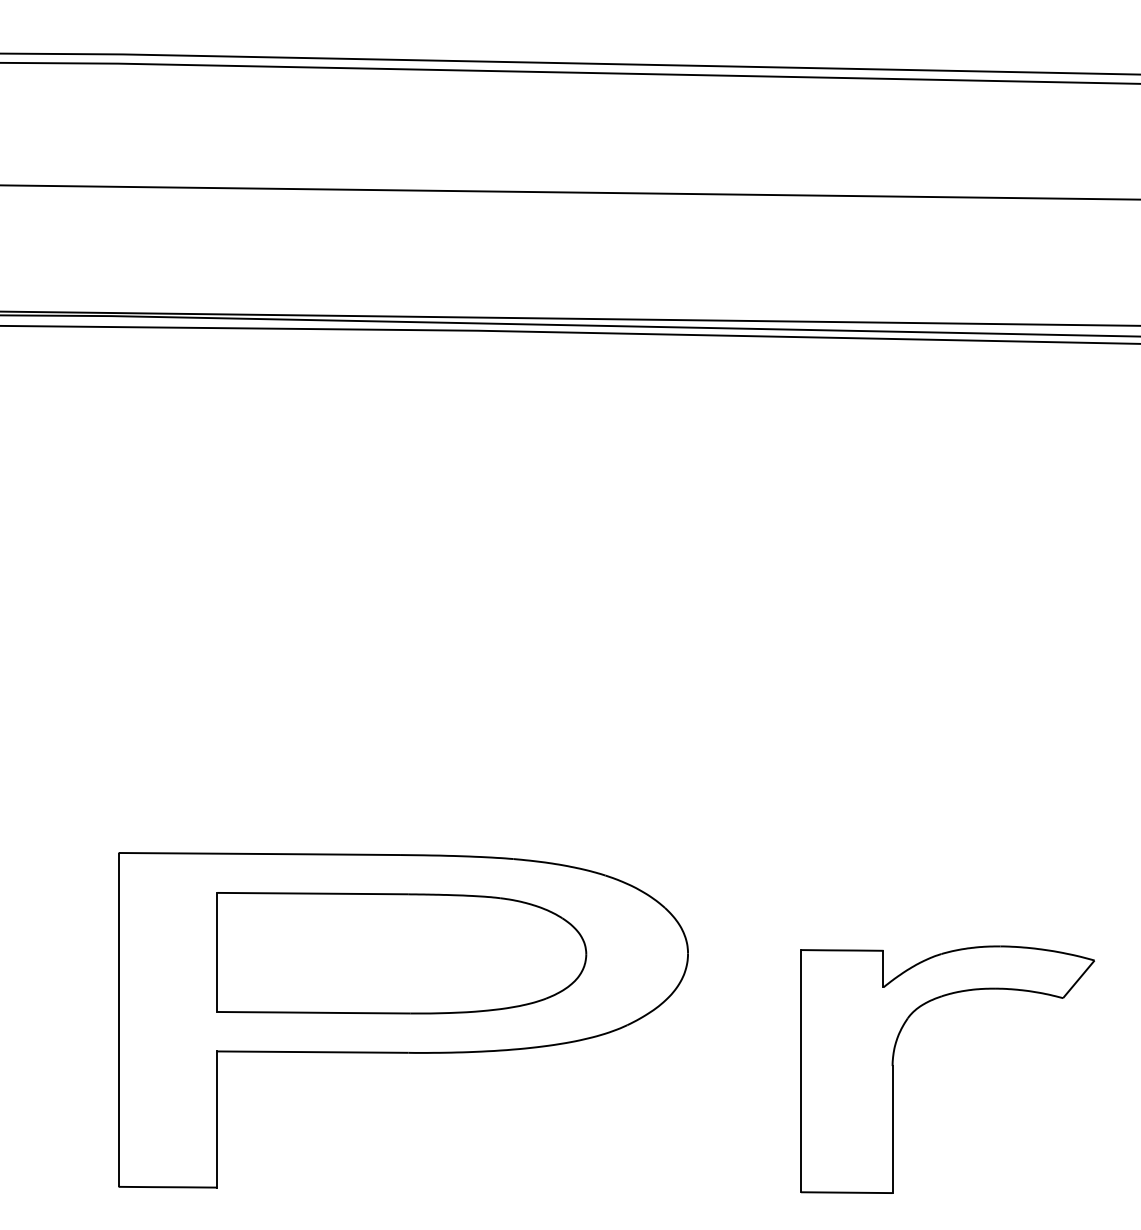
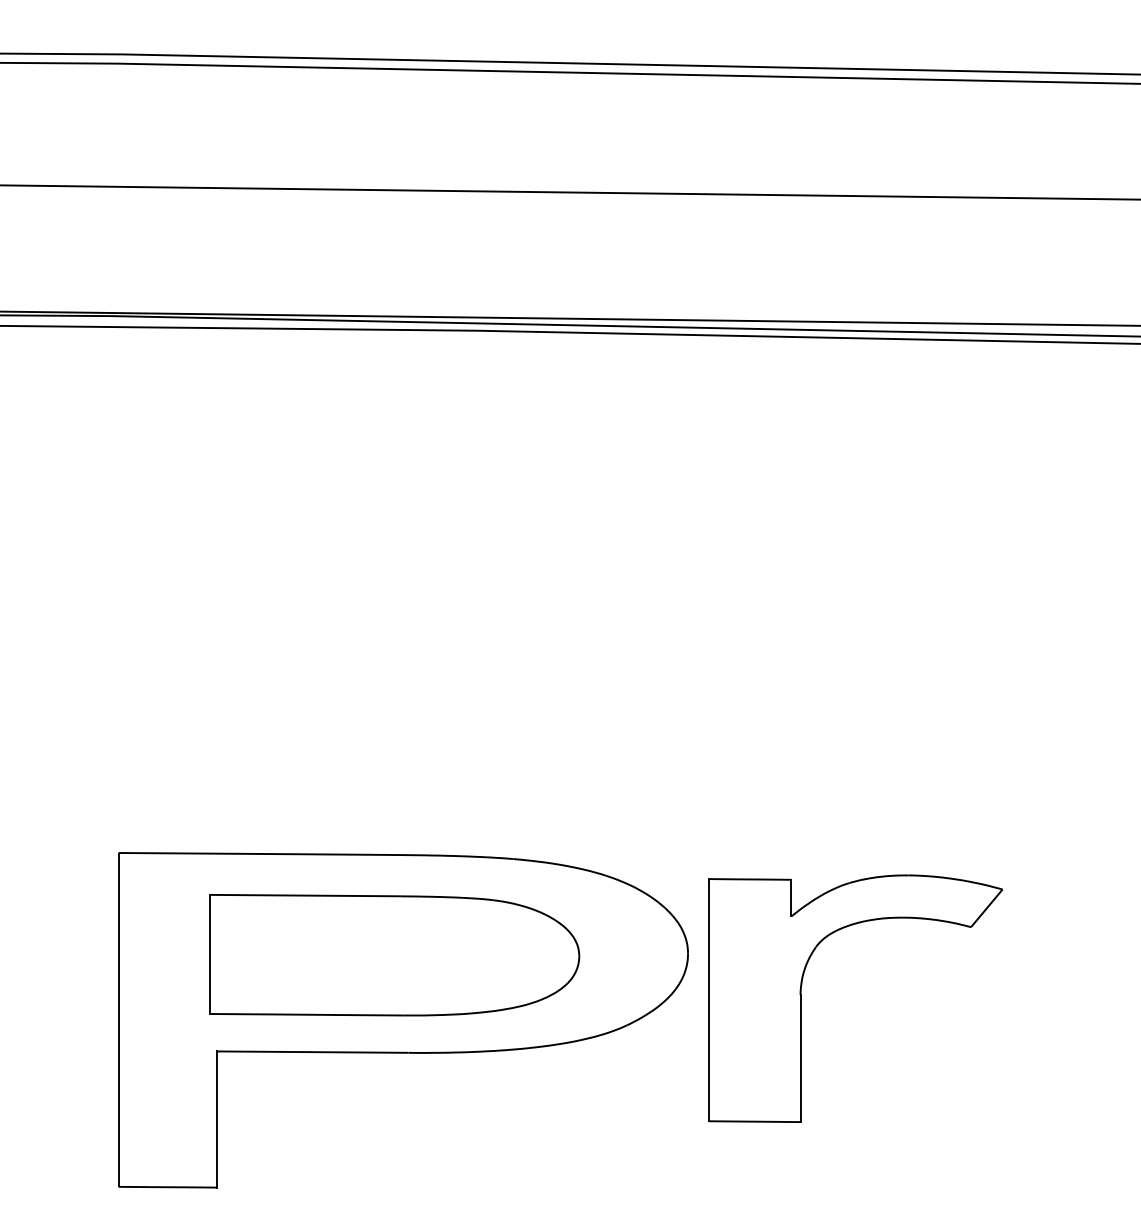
part position: (401, 953) -> (394, 955) (394, 955)
part position: (893, 1069) -> (801, 998) (801, 998)
